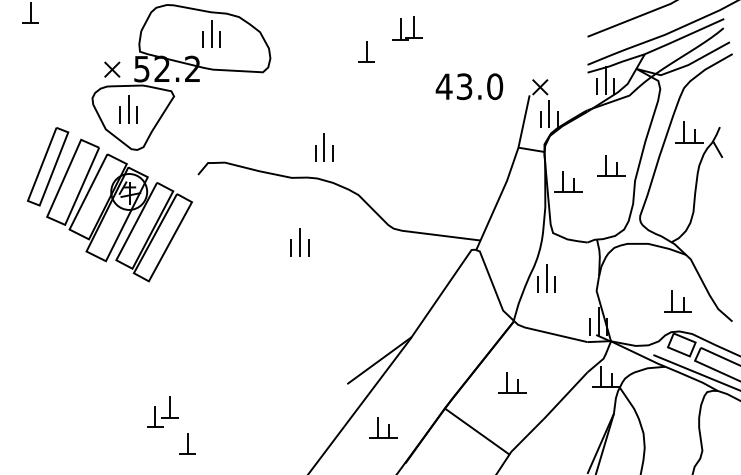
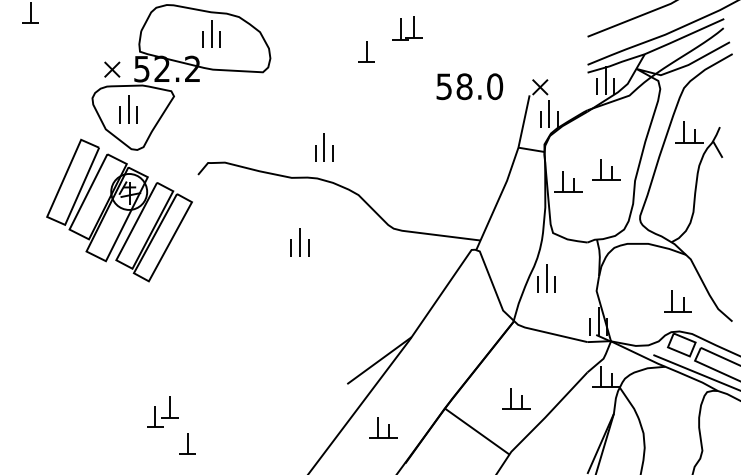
text: 43.0 -> 58.0 (453, 86)
part position: (611, 165) -> (606, 169) (606, 169)
part: present -> none (47, 166)
part position: (512, 382) -> (516, 398) (516, 398)
